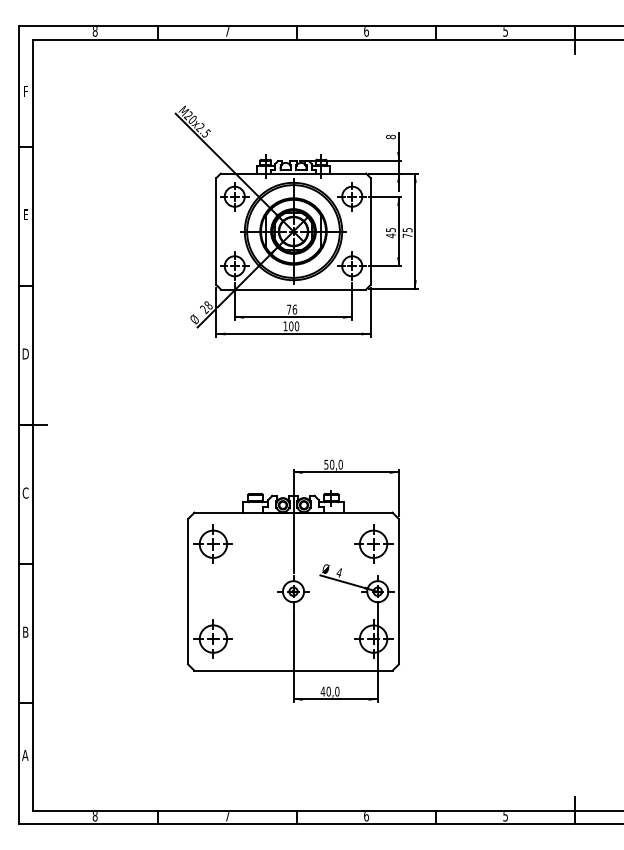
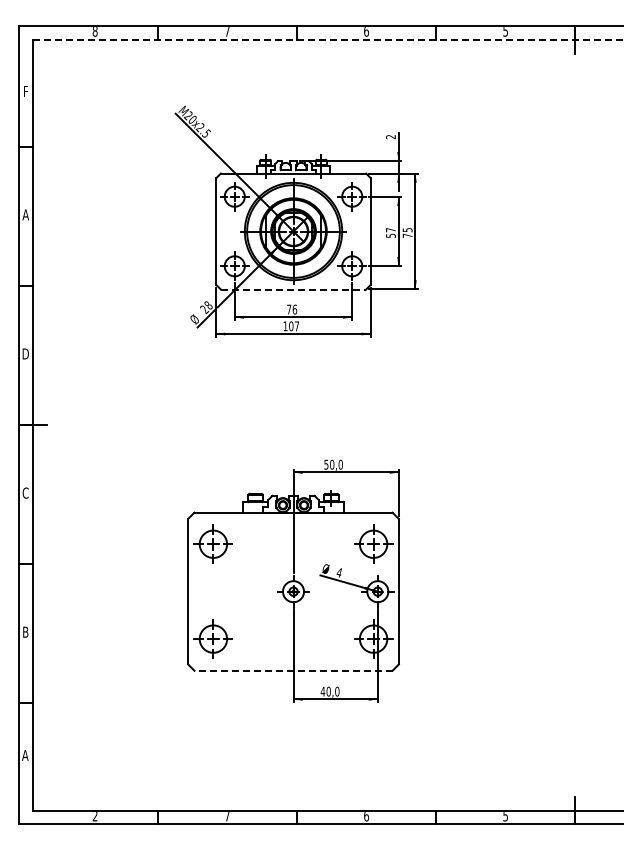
line: solid -> dashed (328, 39)
text: 8 -> 2 (390, 136)
text: E -> A (25, 214)
text: 45 -> 57 (390, 233)
line: solid -> dashed (293, 289)
text: 100 -> 107 (296, 326)
line: solid -> dashed (293, 670)
text: 8 -> 2 (94, 816)
